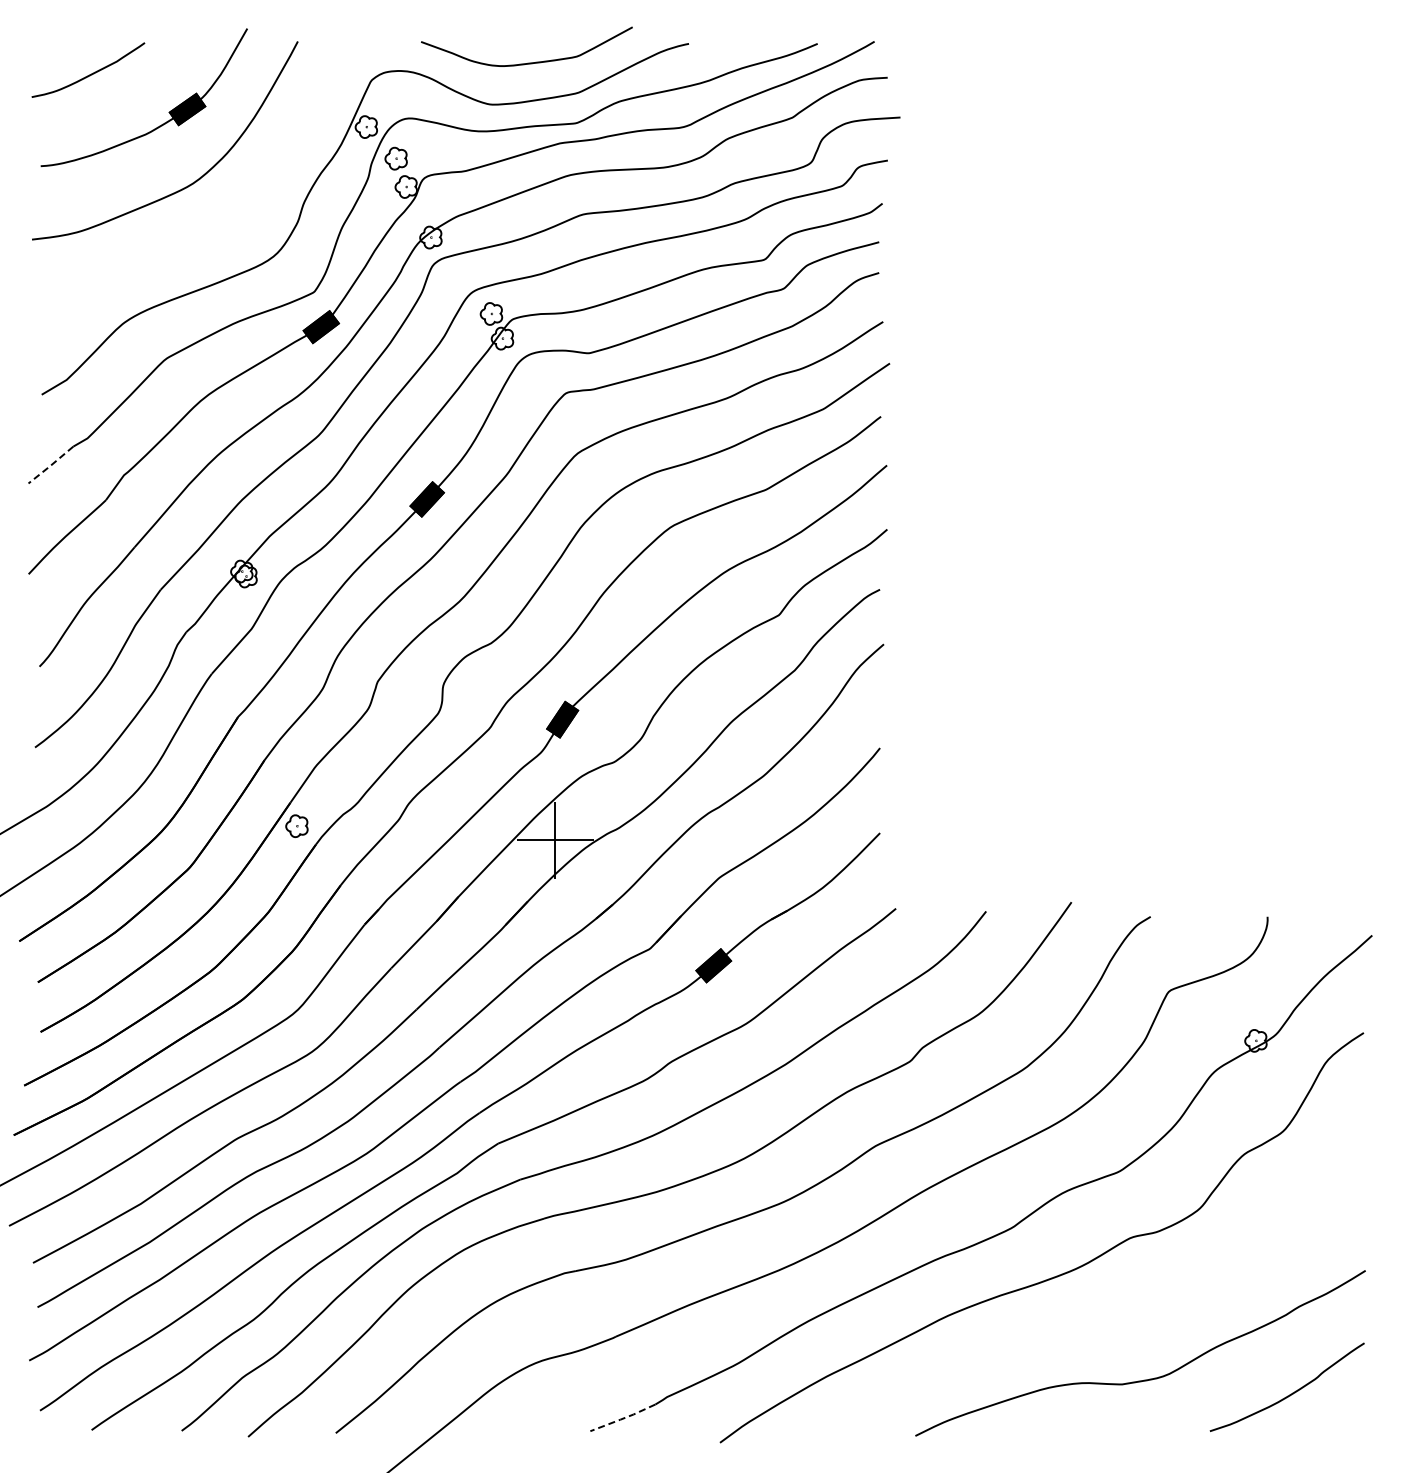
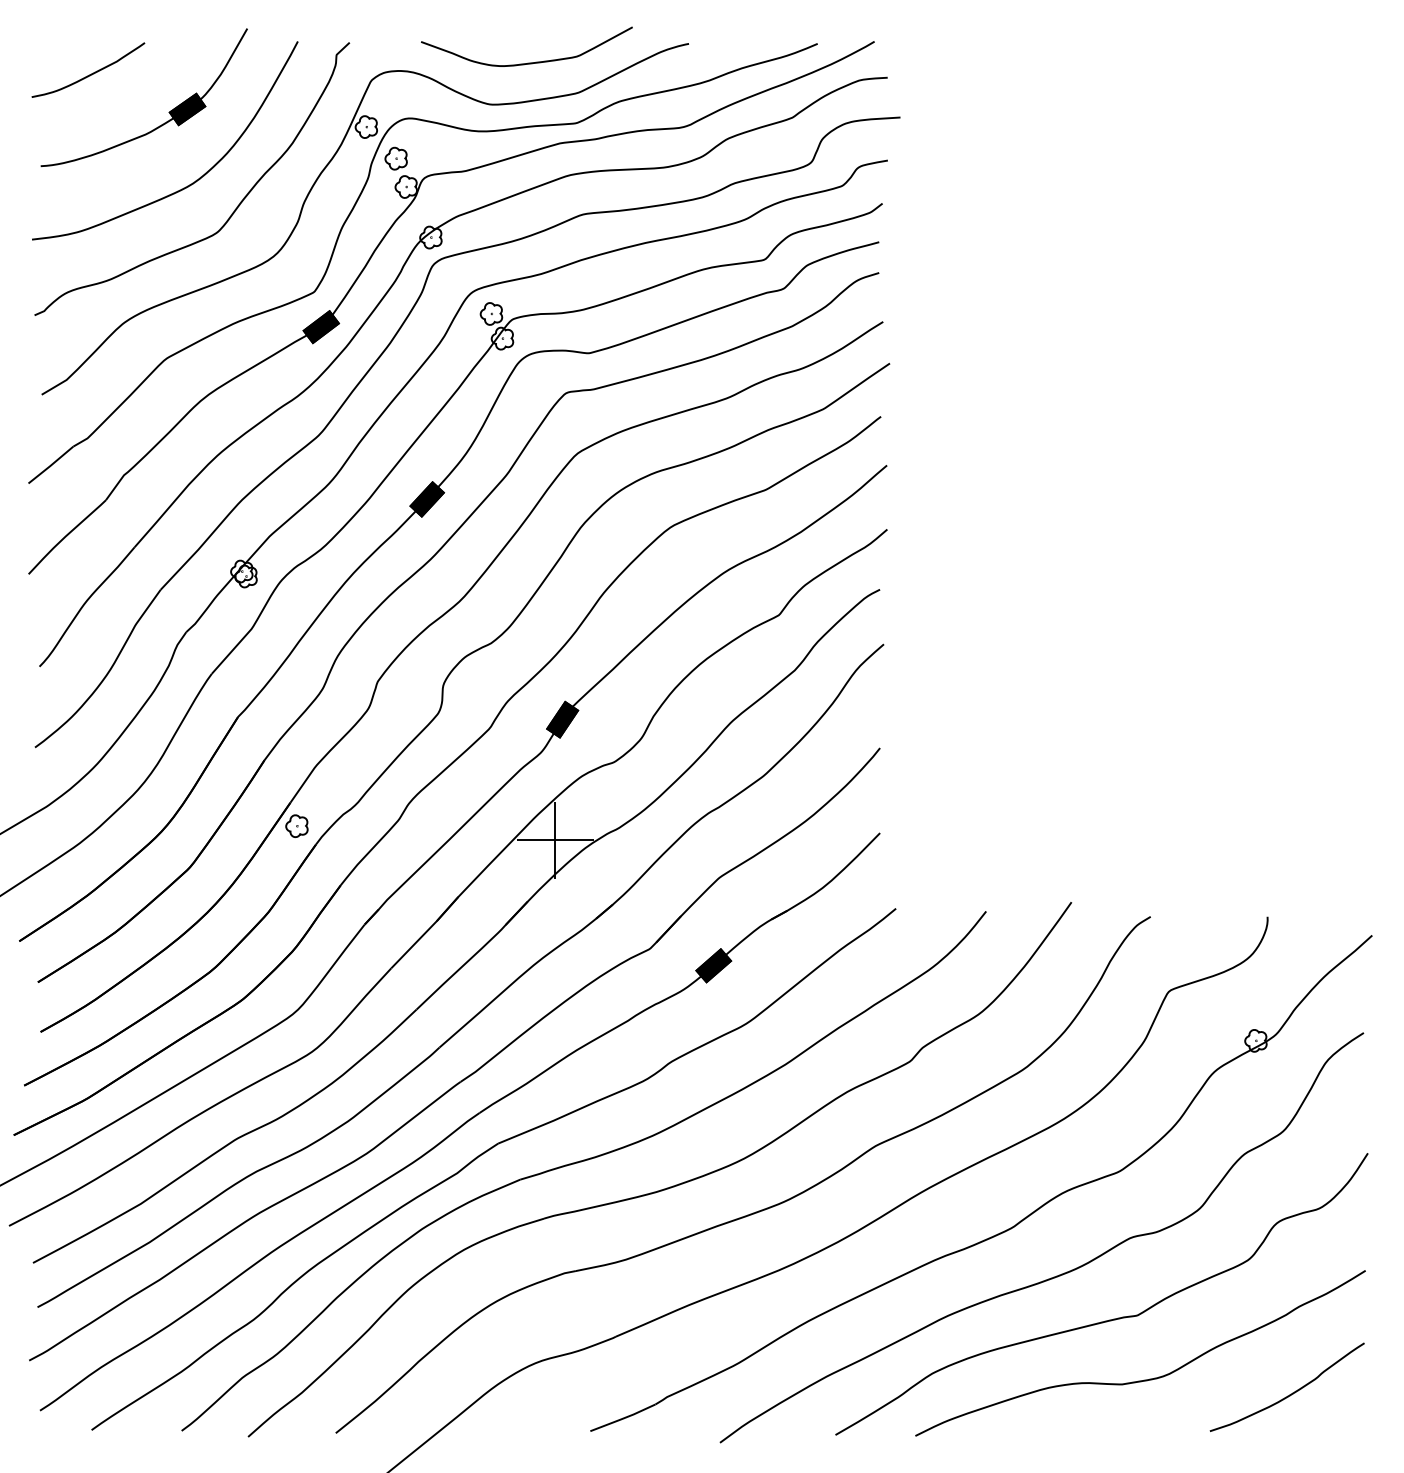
curve: none -> present (234, 209)
line: dashed -> solid (50, 465)
curve: none -> present (1109, 1319)
line: dashed -> solid (623, 1418)
